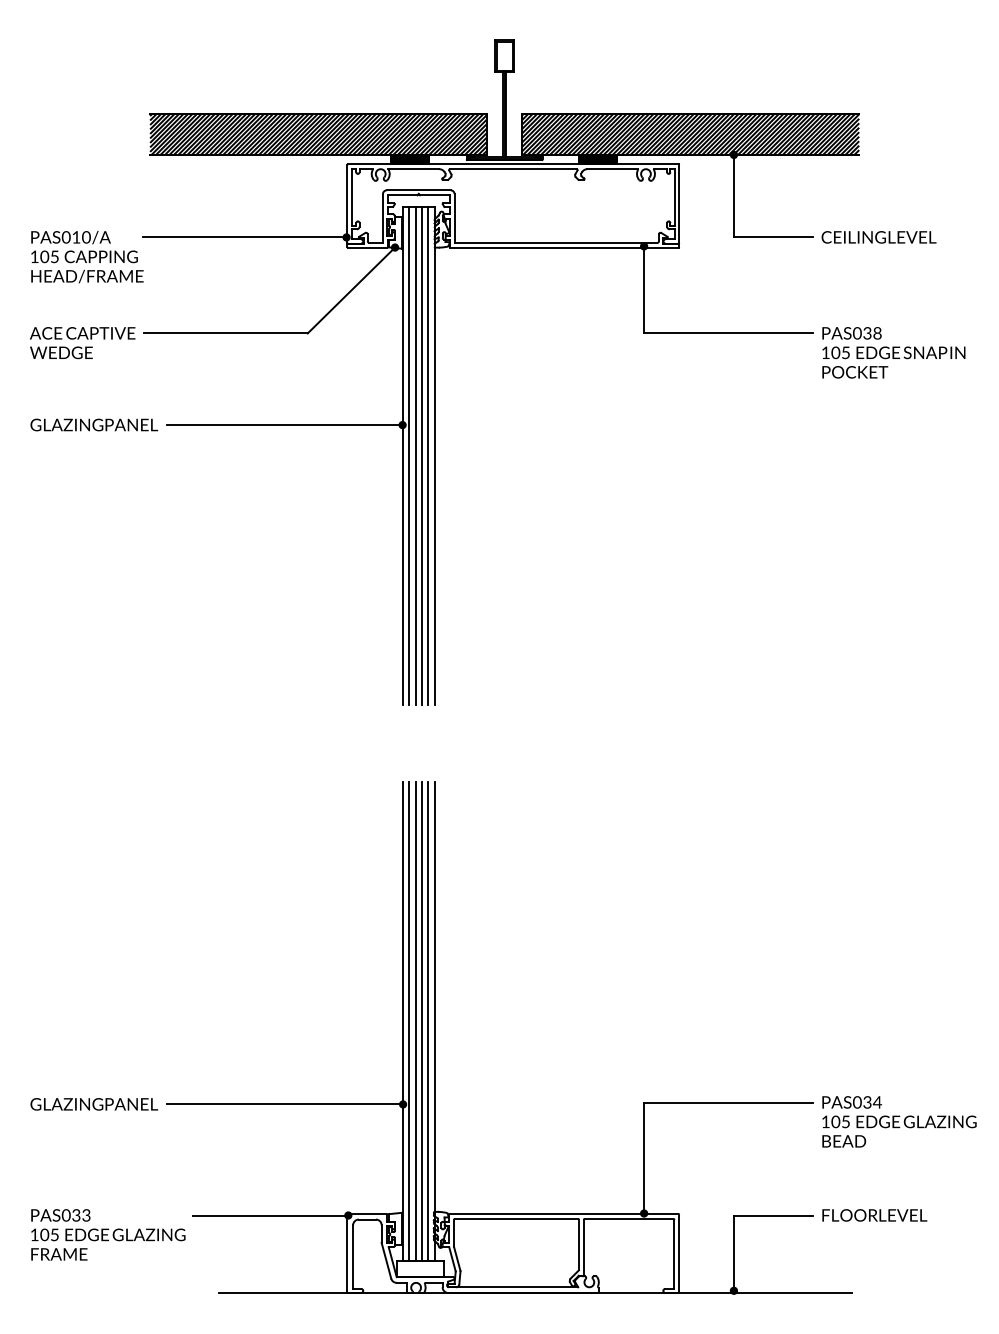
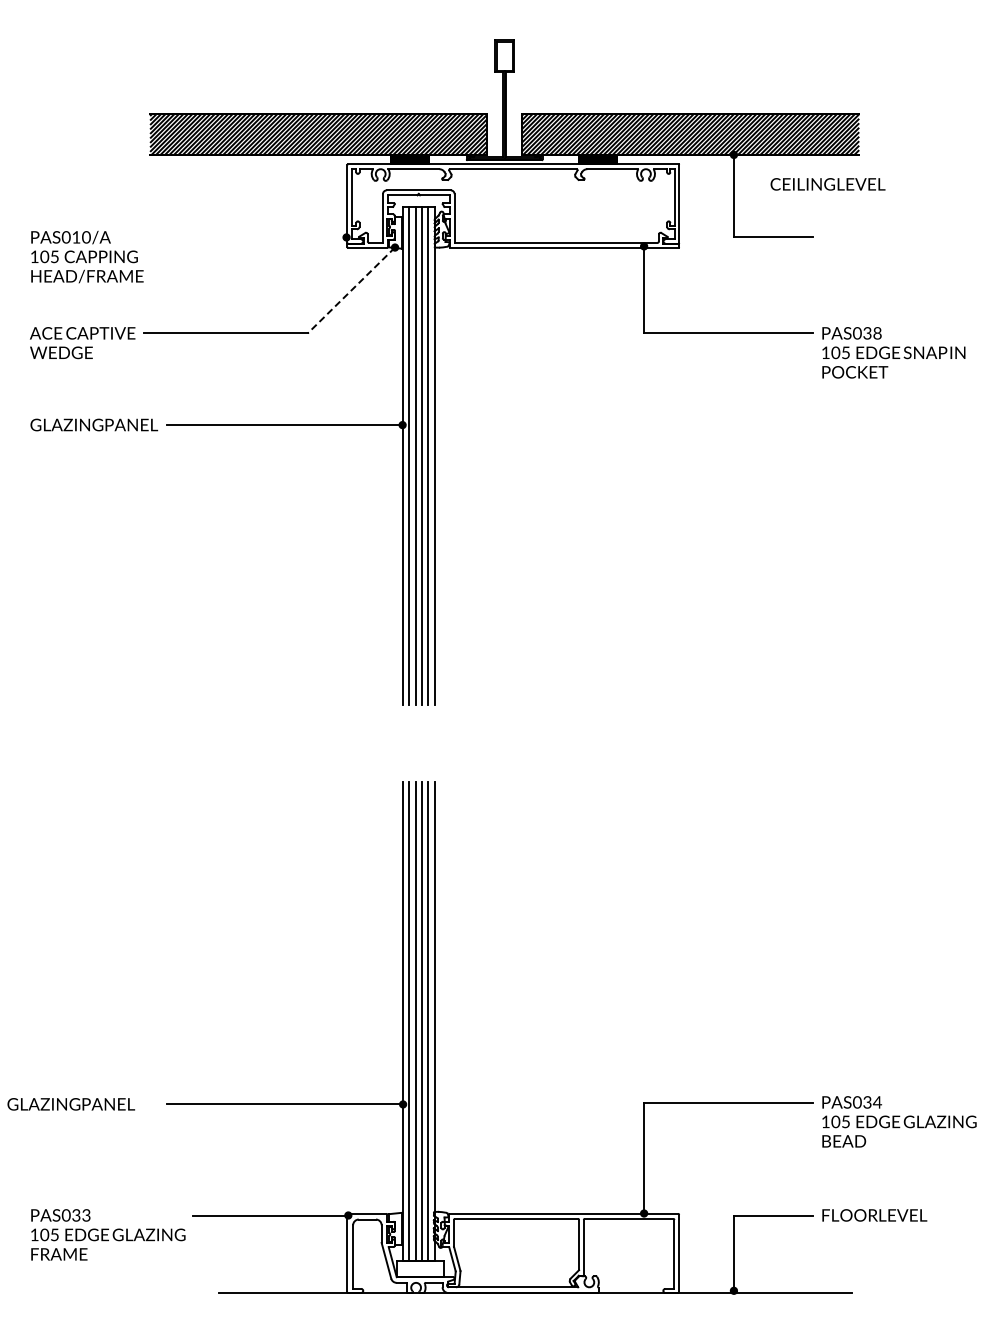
line: present -> none (244, 237)
text position: (878, 237) -> (827, 184) (827, 184)
line: solid -> dashed (351, 290)
text position: (93, 1104) -> (70, 1104) (70, 1104)
